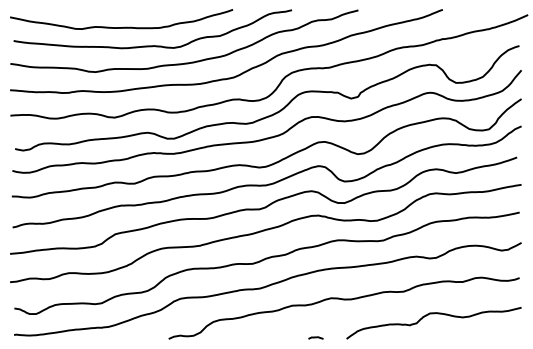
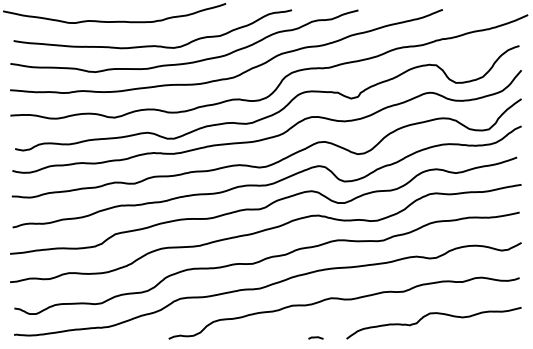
curve position: (124, 26) -> (117, 20) (117, 20)
